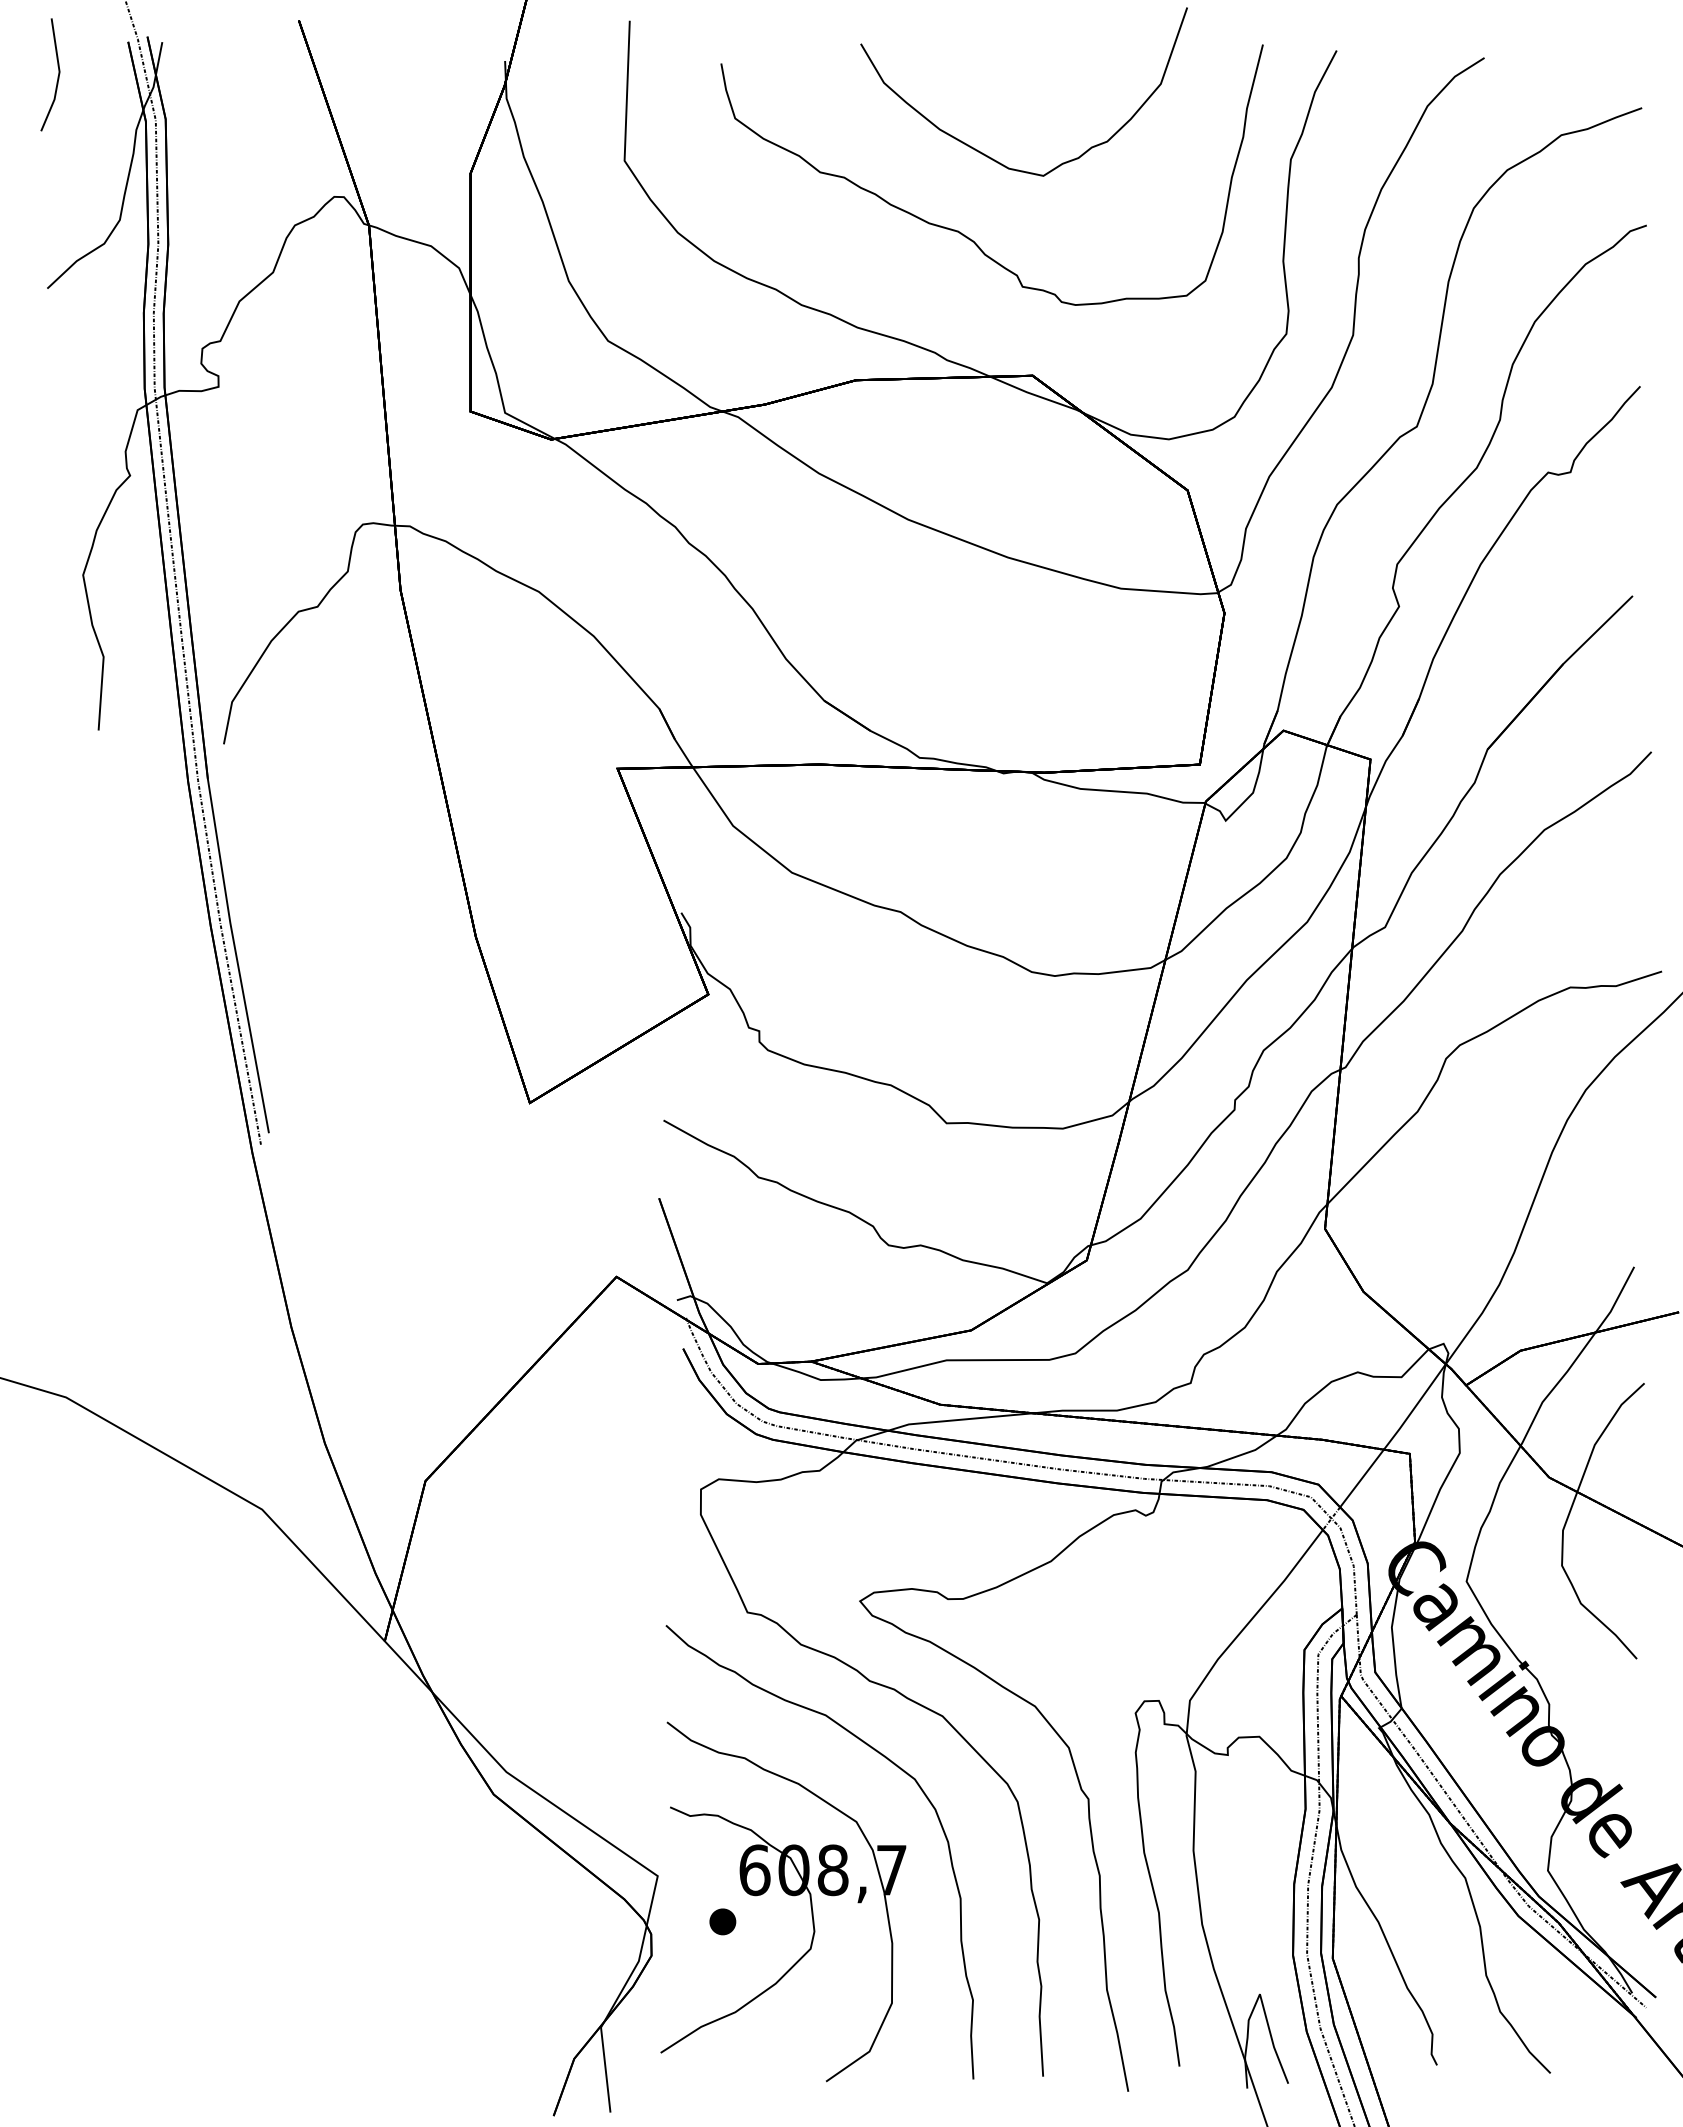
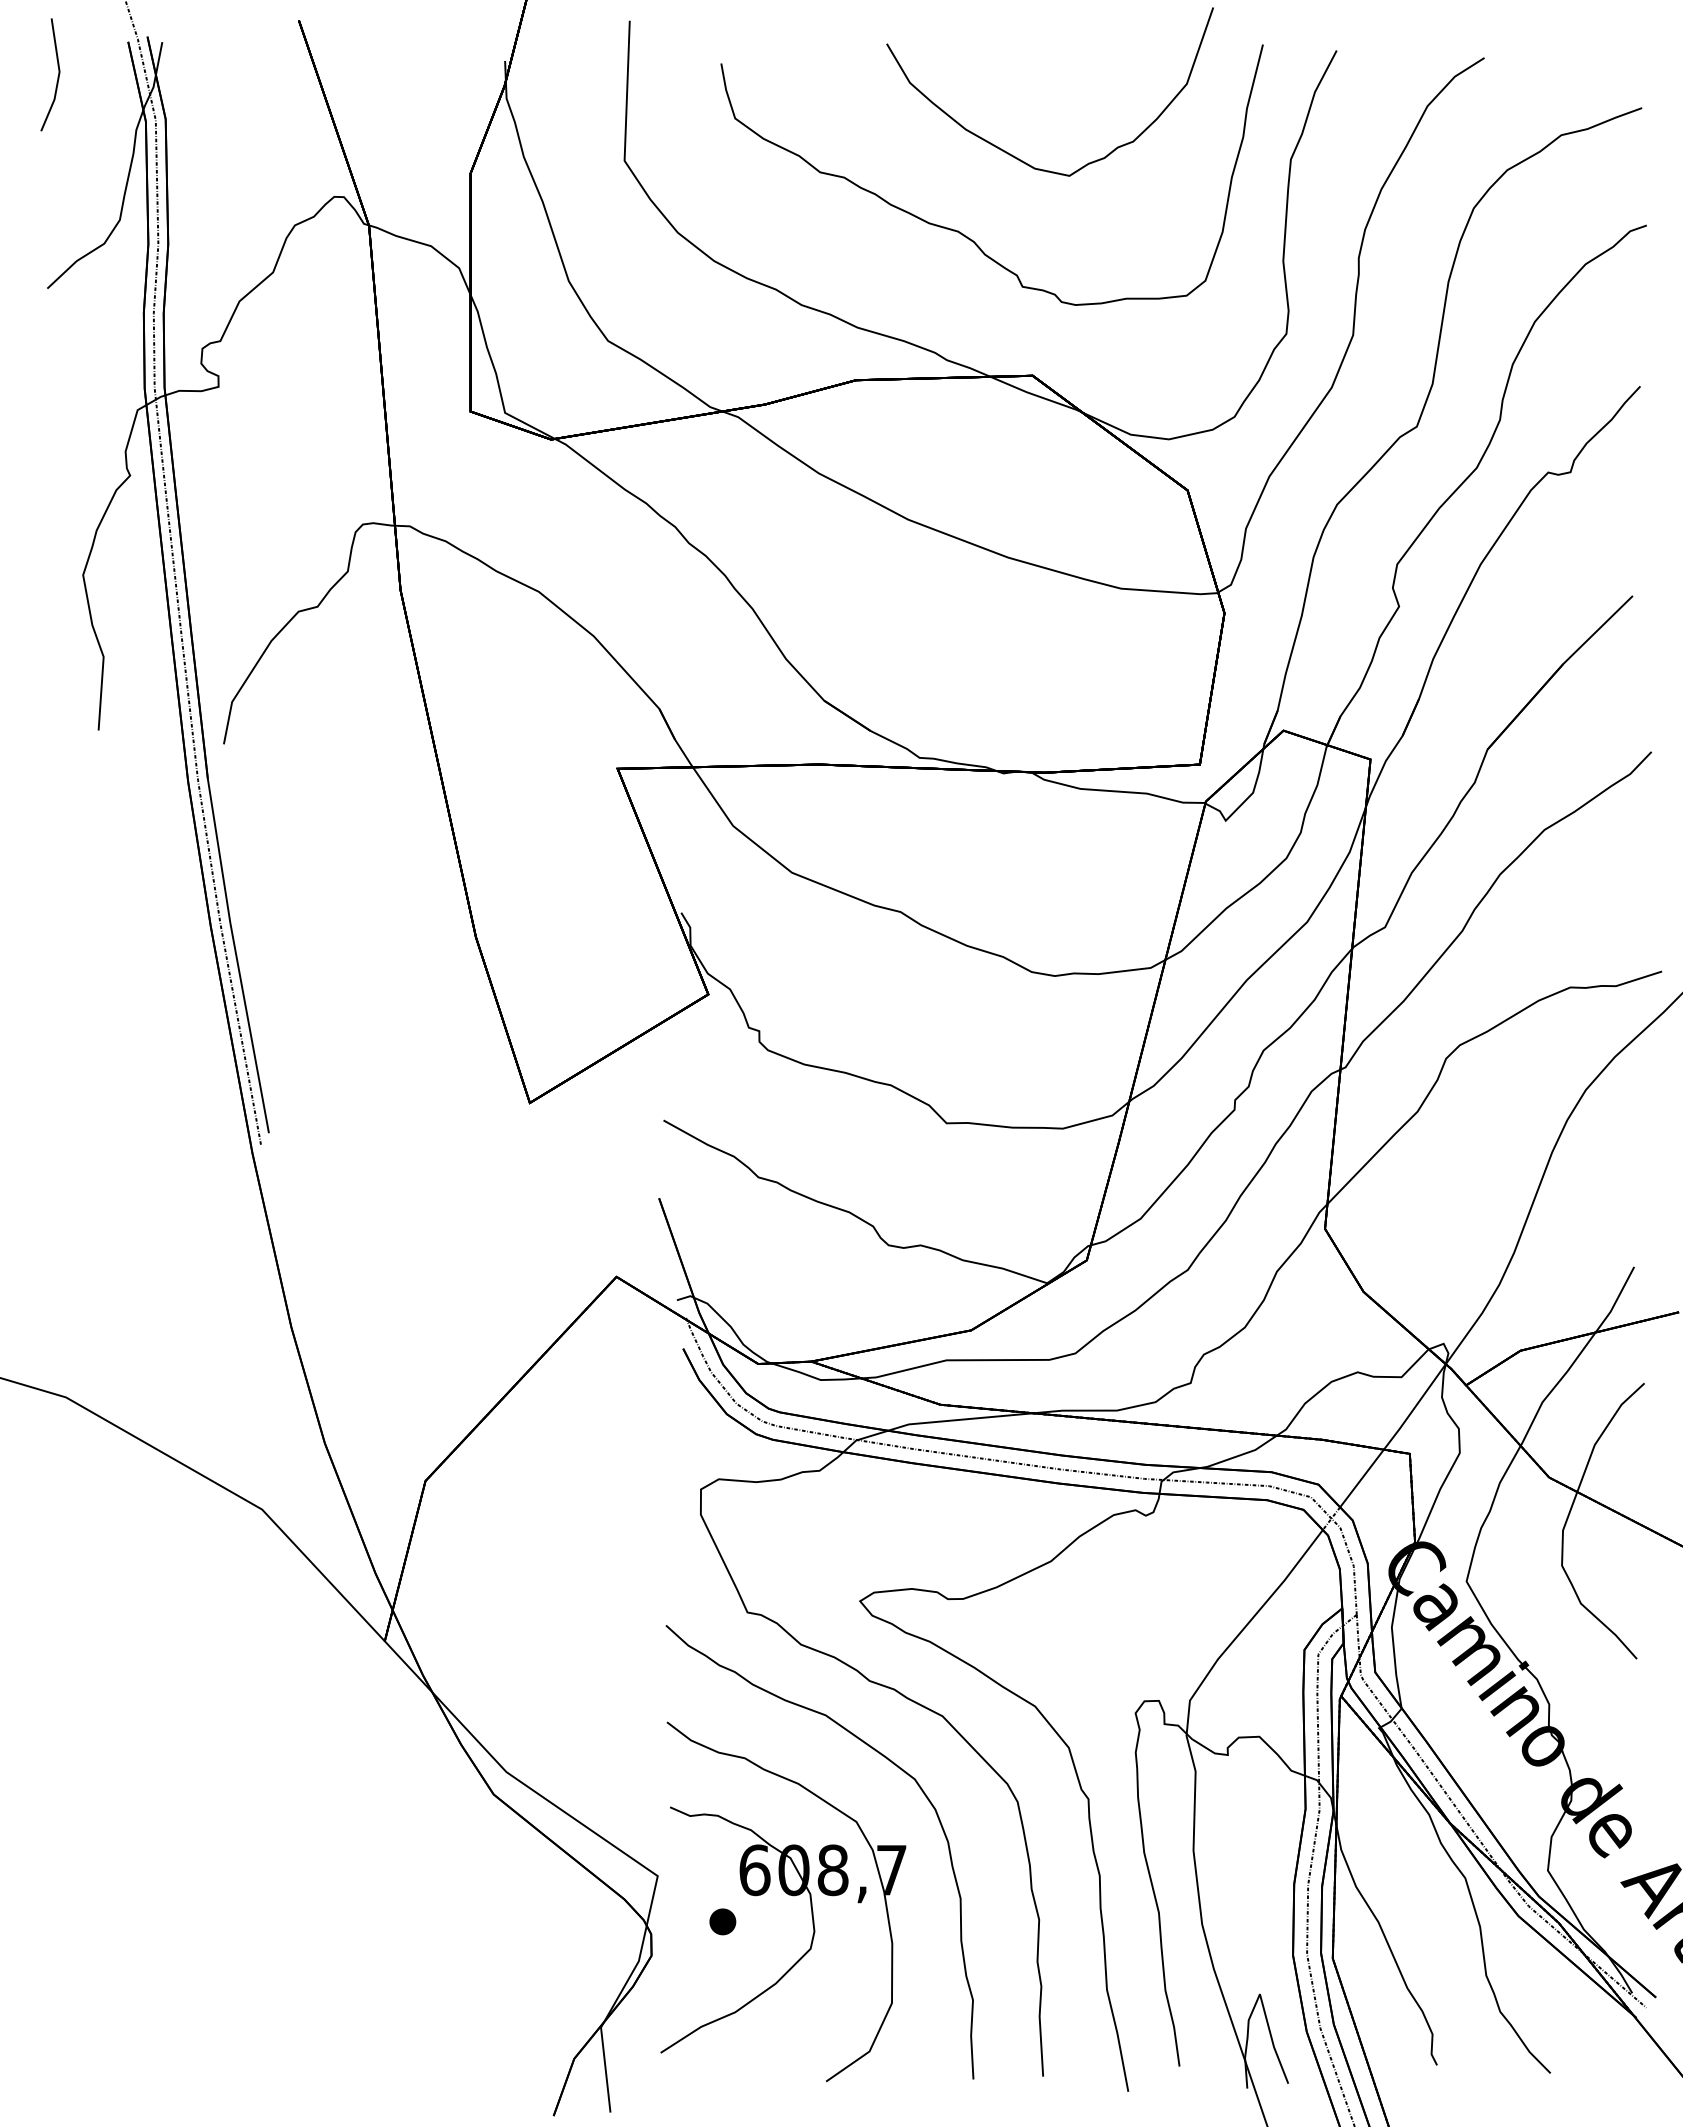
part position: (986, 154) -> (1012, 154) (1012, 154)
